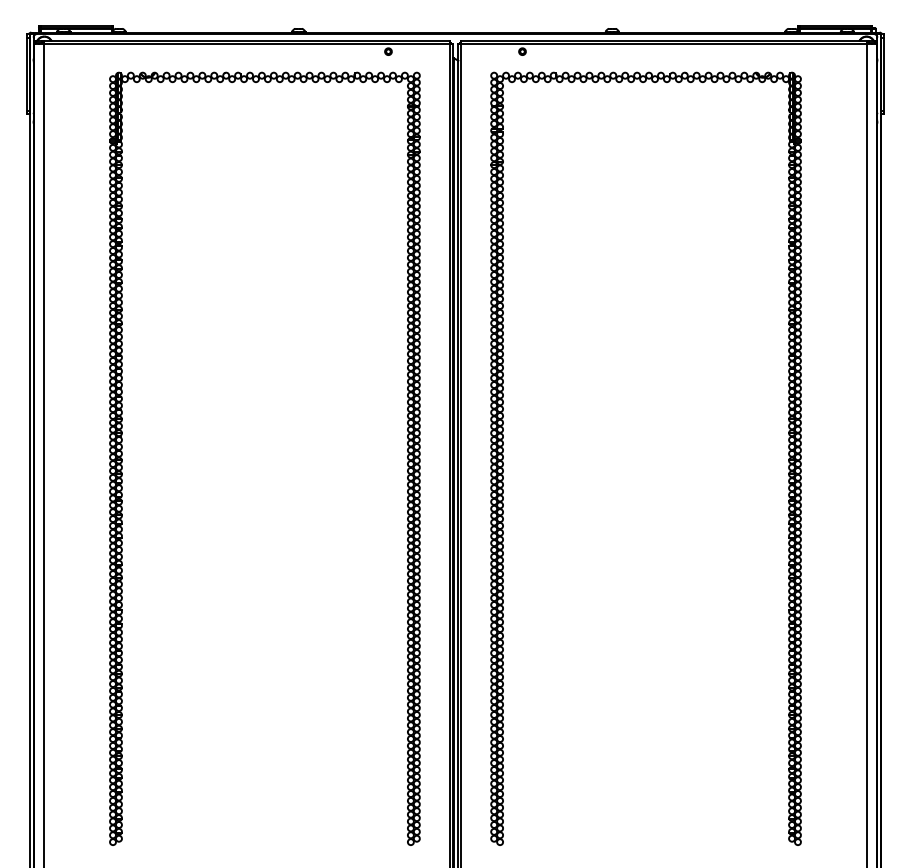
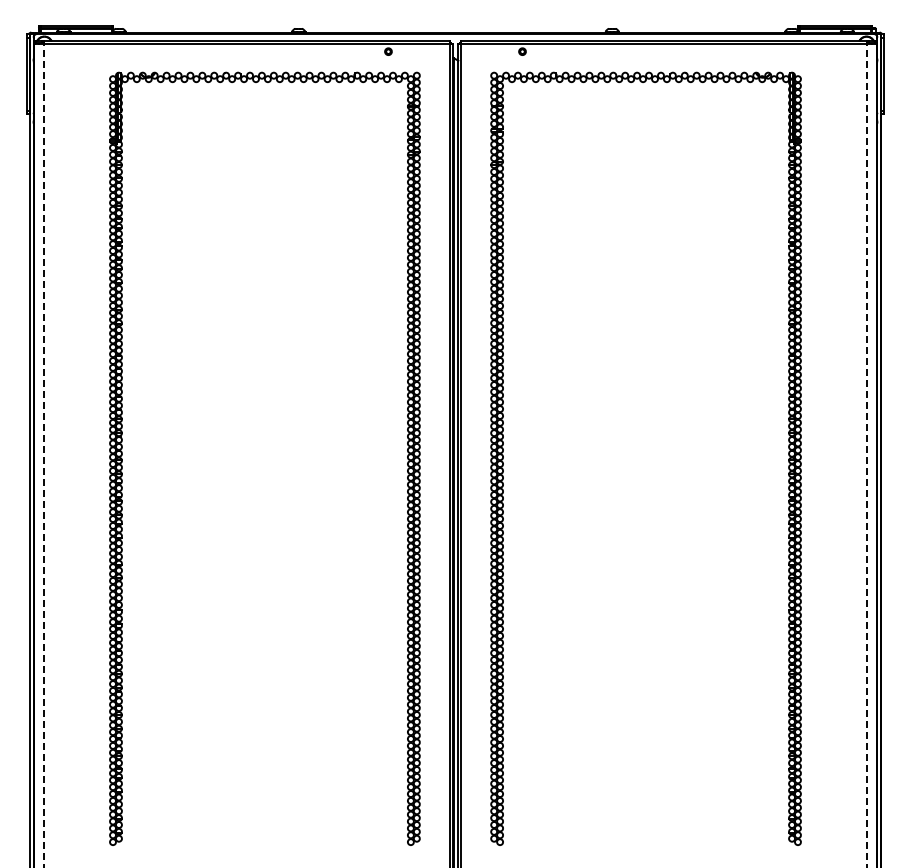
line: solid -> dashed (43, 455)
line: solid -> dashed (867, 455)
